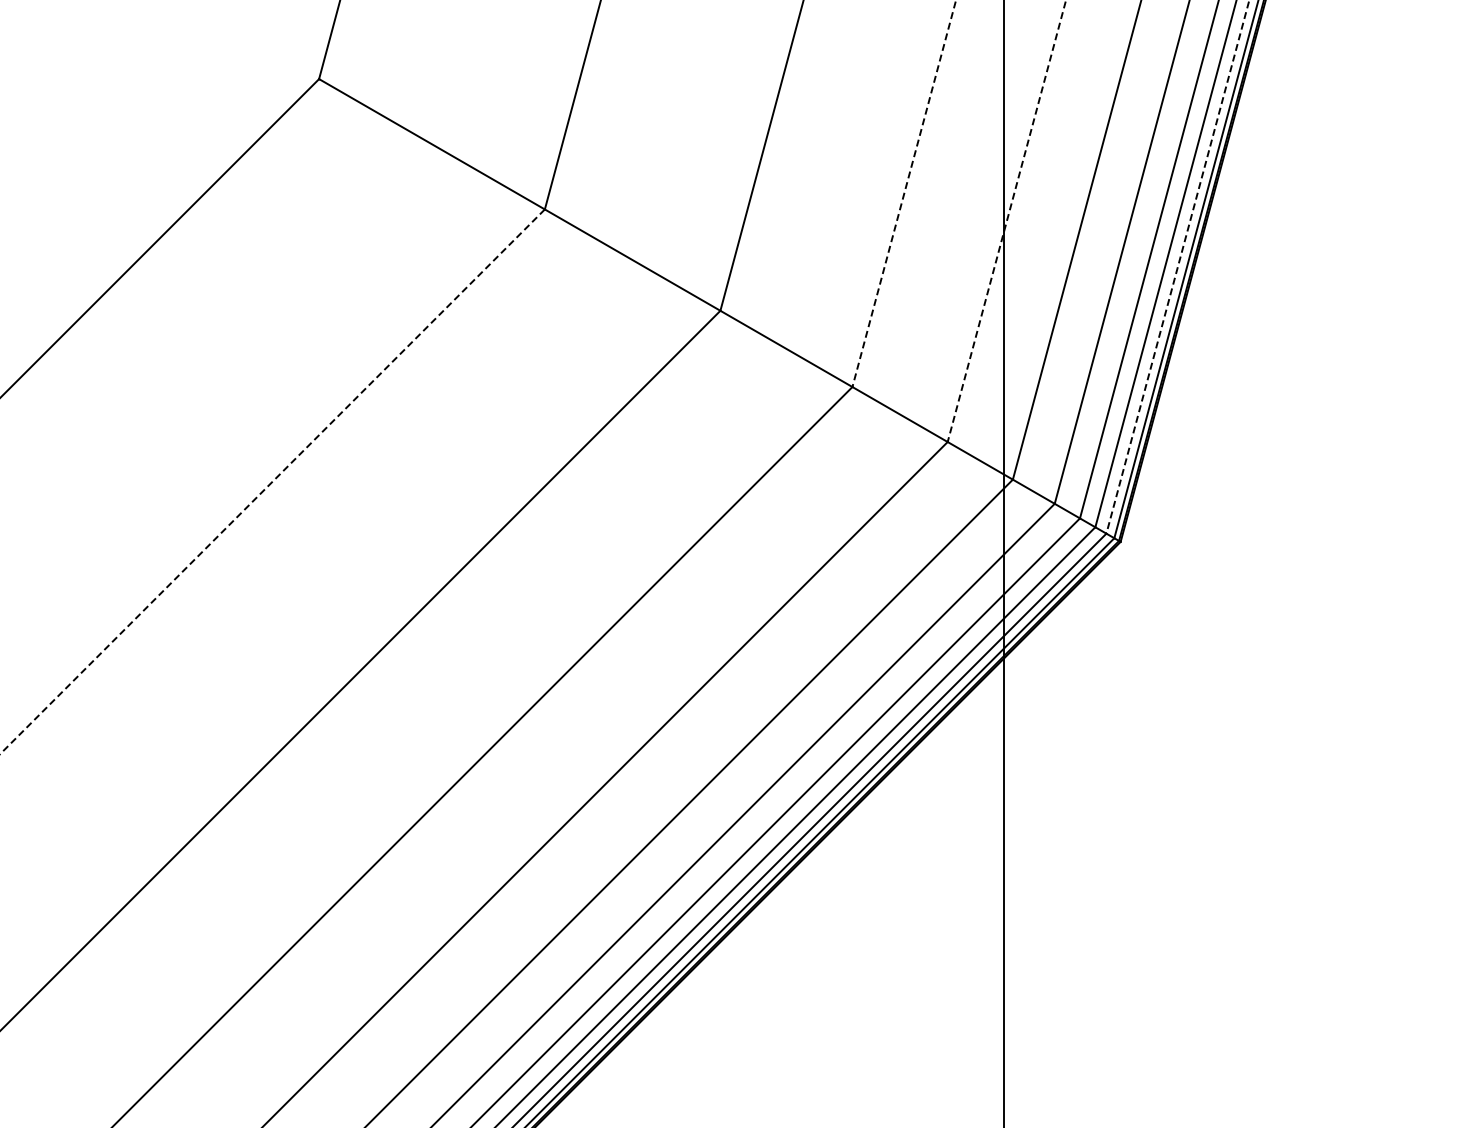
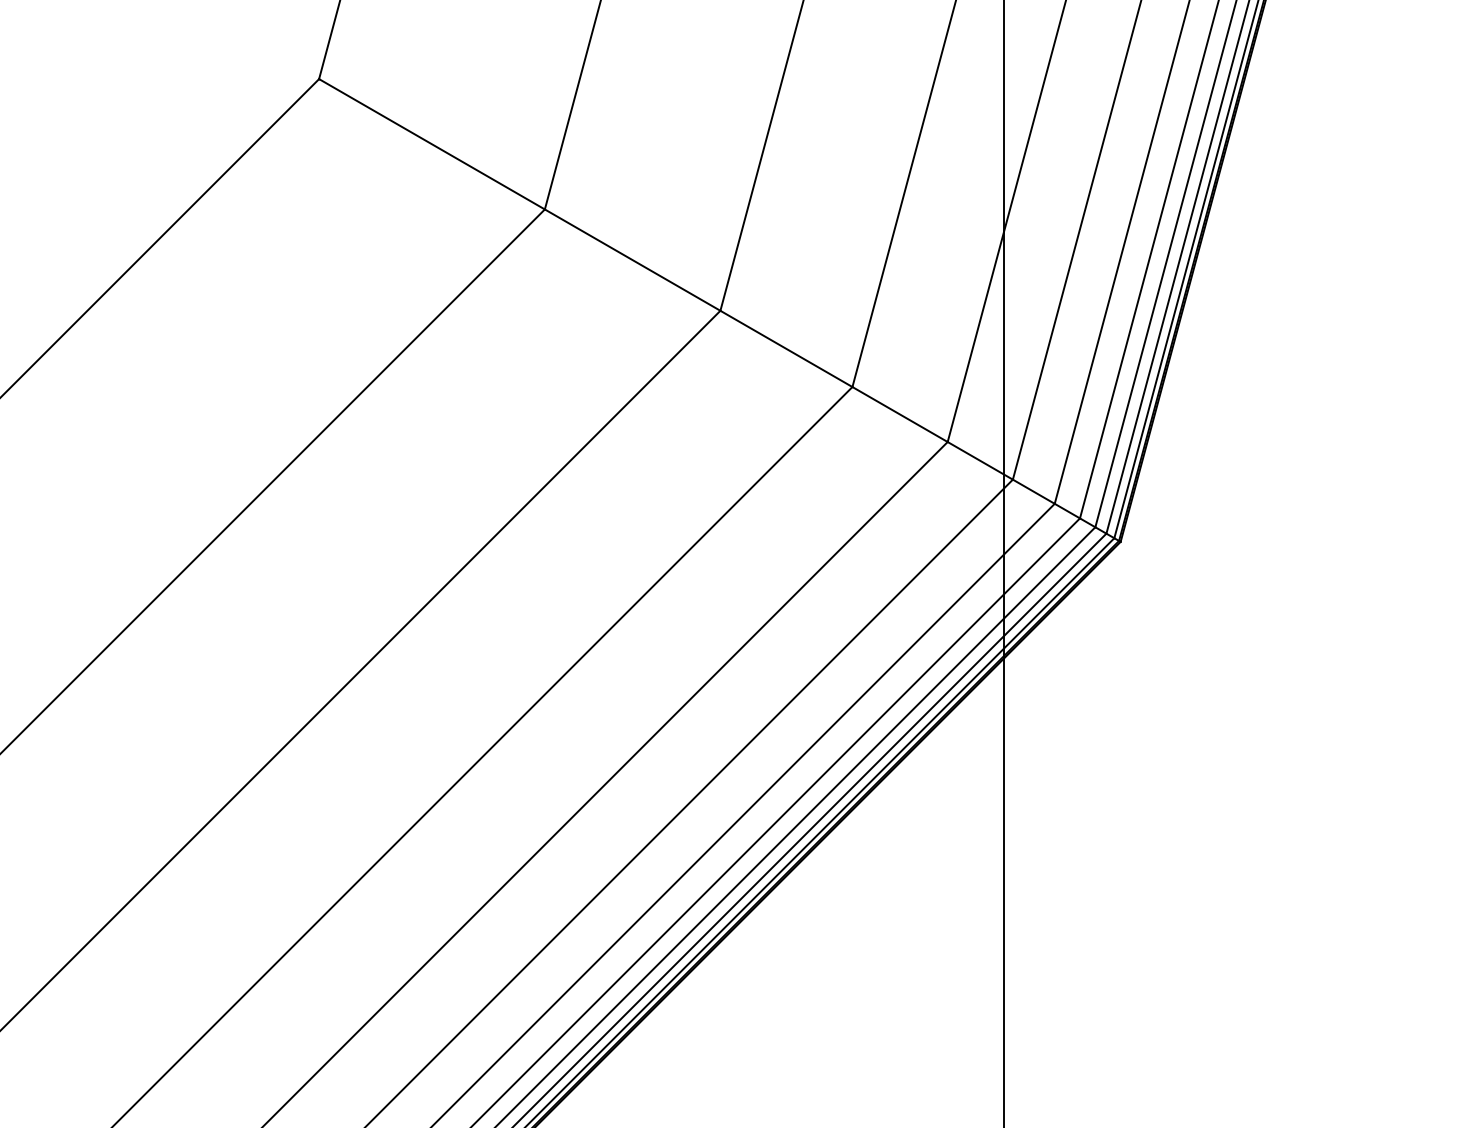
line: dashed -> solid (904, 193)
line: dashed -> solid (1006, 221)
line: dashed -> solid (1177, 267)
line: dashed -> solid (272, 482)
